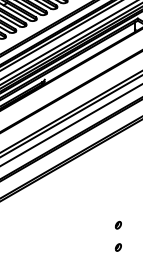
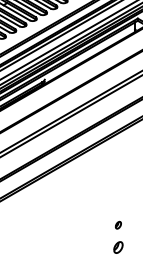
line: present -> none (70, 125)
part size: 7x9 px -> 11x13 px (118, 247)
